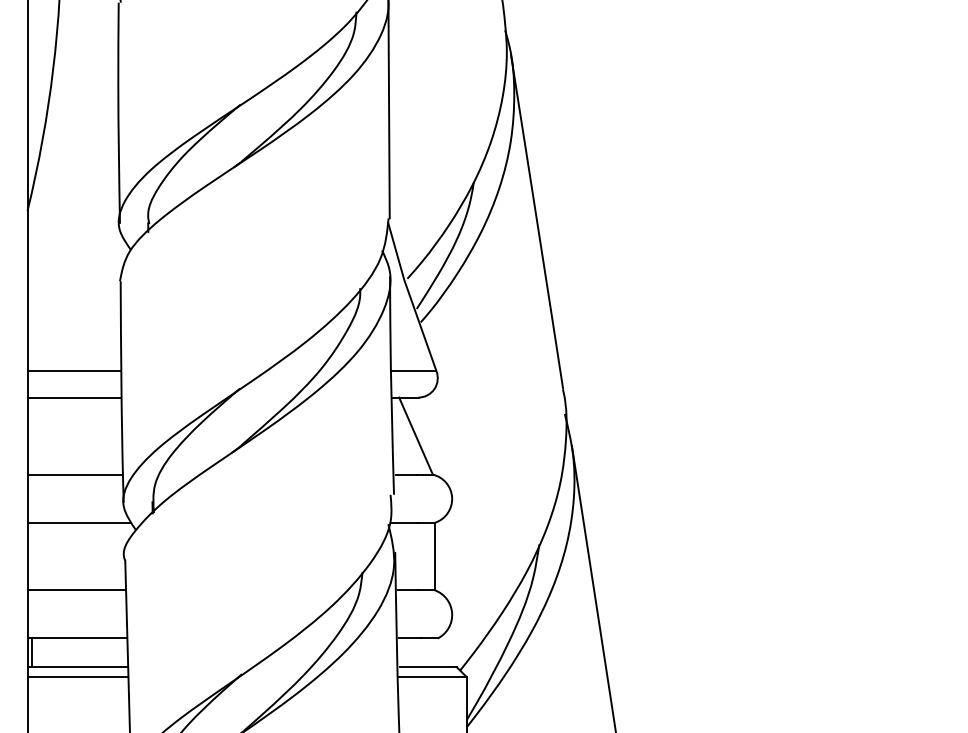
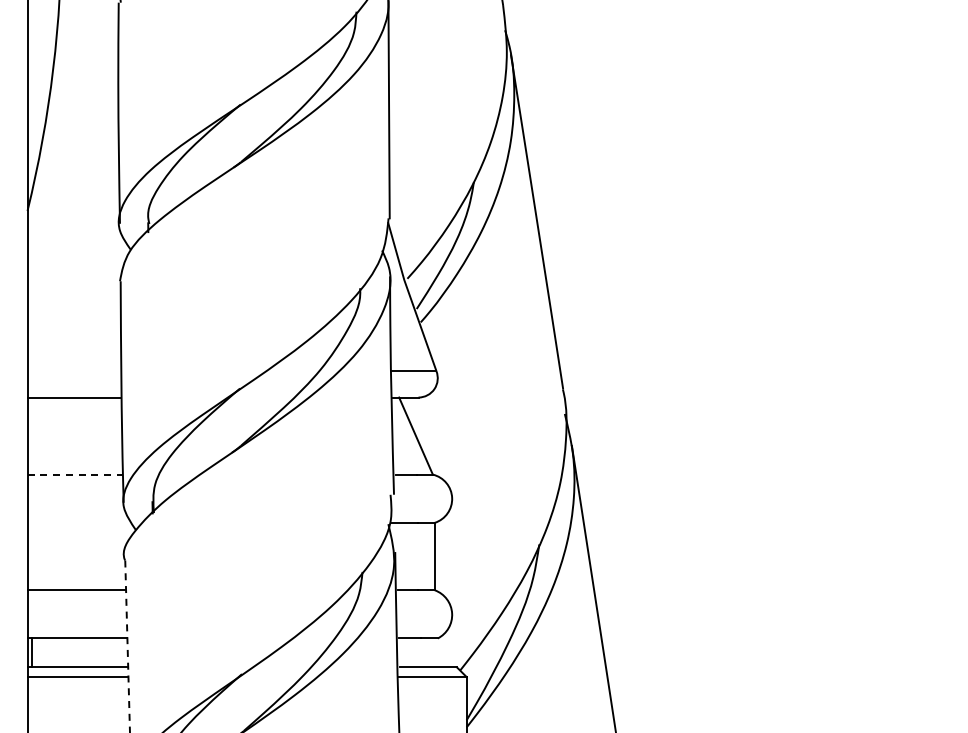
line: present -> none (74, 371)
line: solid -> dashed (75, 474)
line: present -> none (79, 522)
line: solid -> dashed (127, 646)
